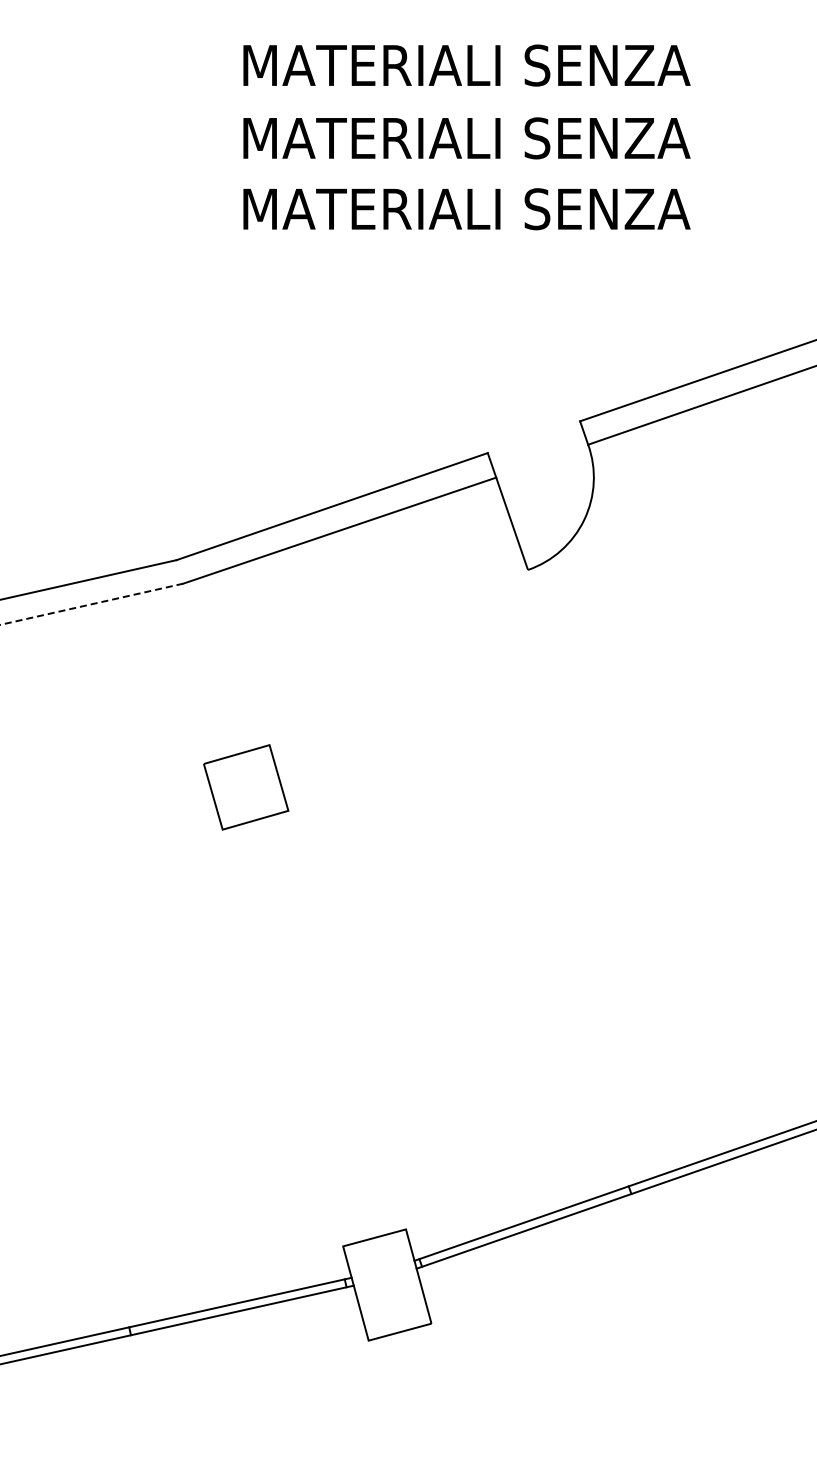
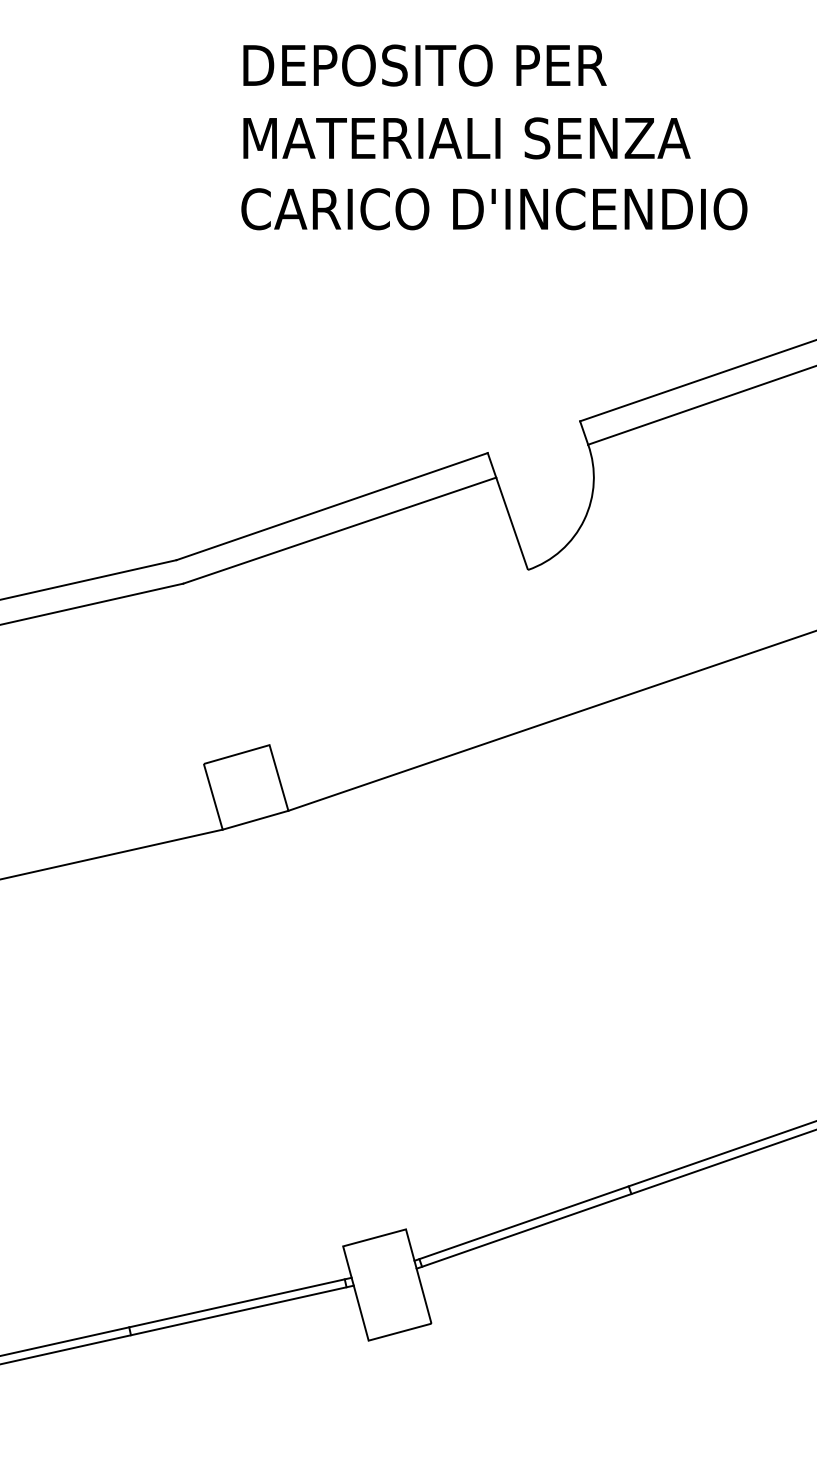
text: MATERIALI SENZA -> DEPOSITO PER (469, 65)
text: MATERIALI SENZA -> CARICO D'INCENDIO (494, 209)
line: dashed -> solid (92, 604)
line: none -> present (550, 720)
line: none -> present (112, 854)
